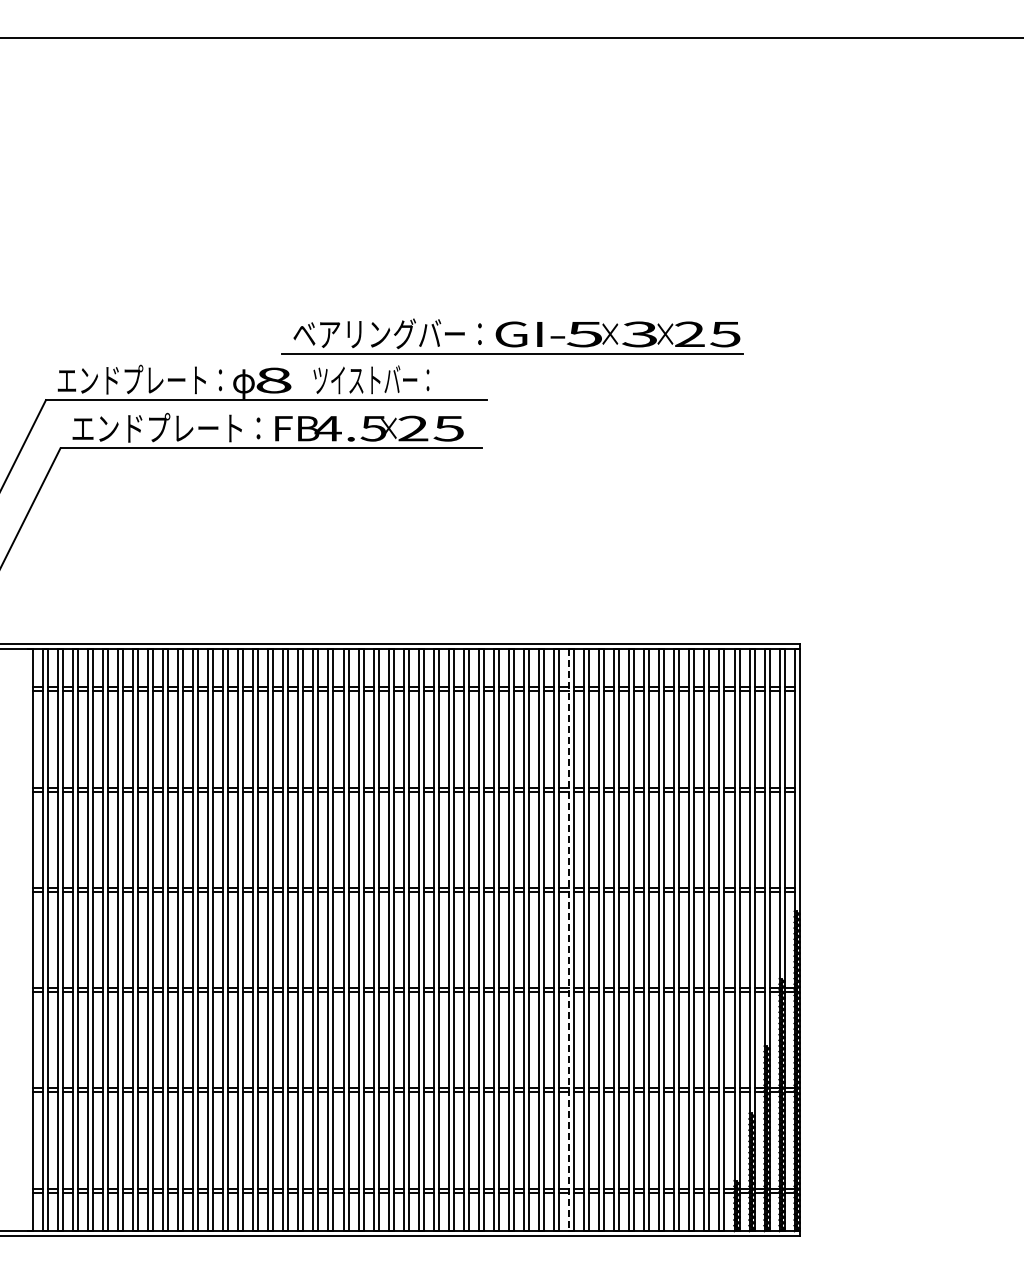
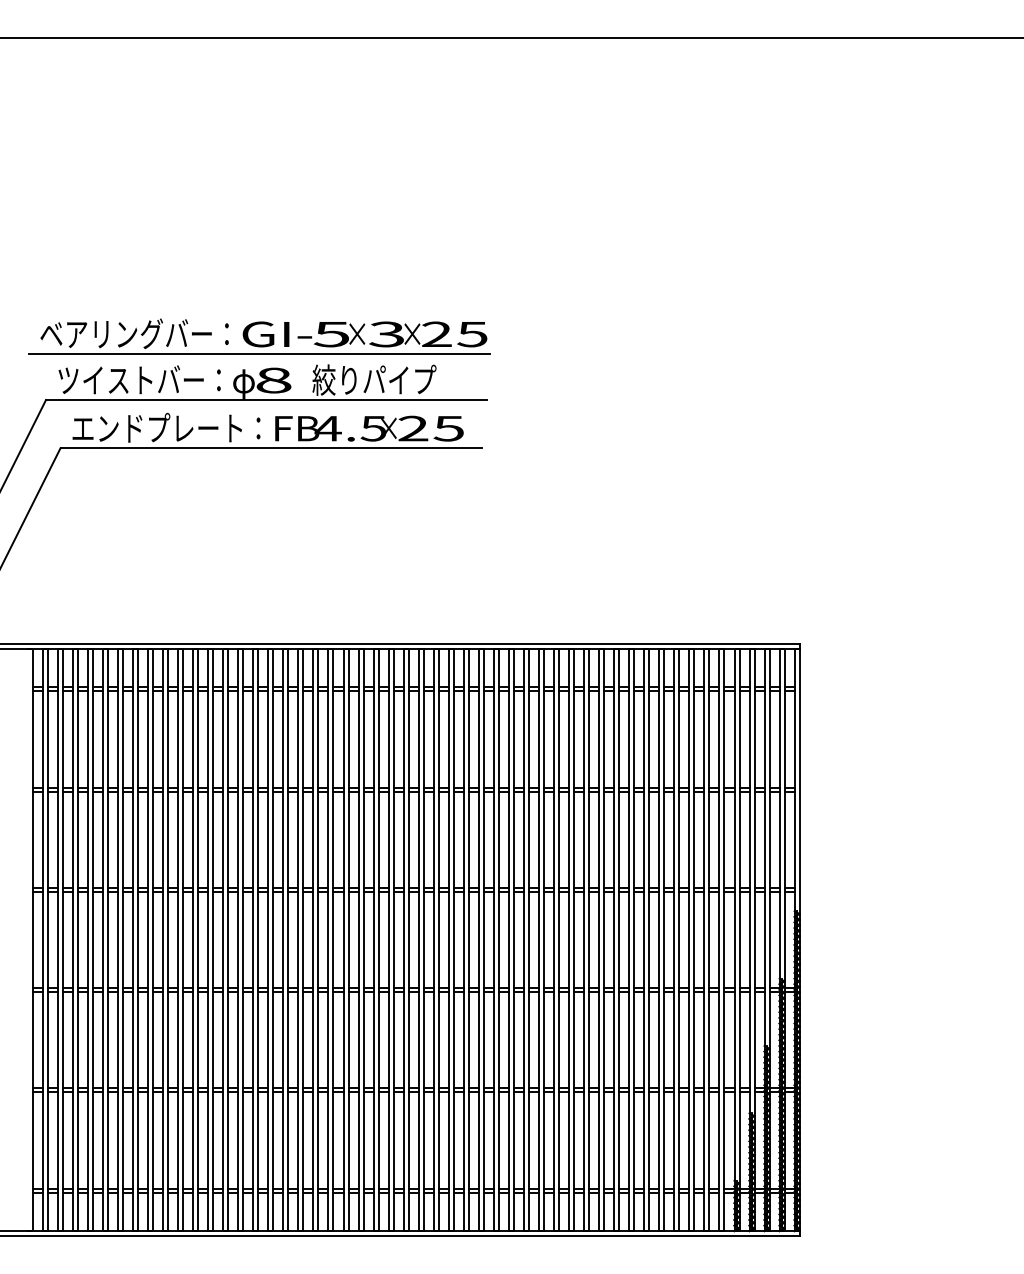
part position: (512, 336) -> (259, 336) (259, 336)
text: エンドプレート： -> ツイストバー： (139, 379)
text: ツイストバー： -> 絞りパイプ (374, 379)
line: dashed -> solid (569, 940)
